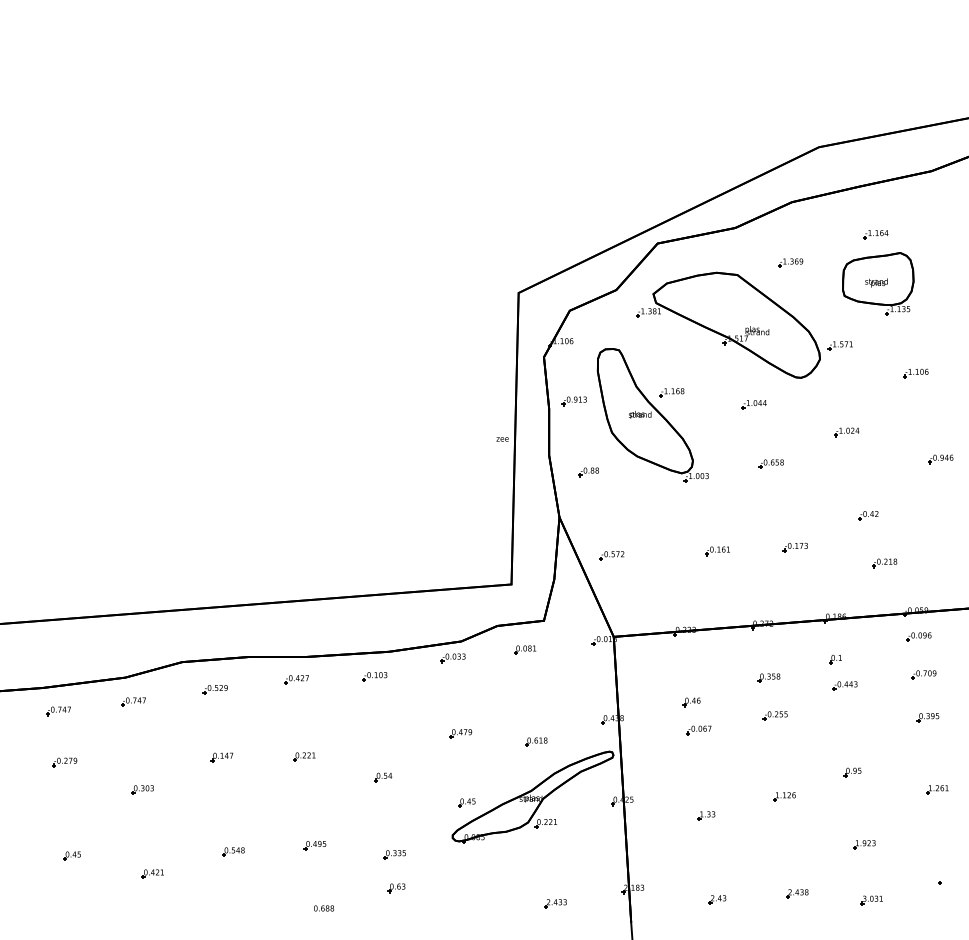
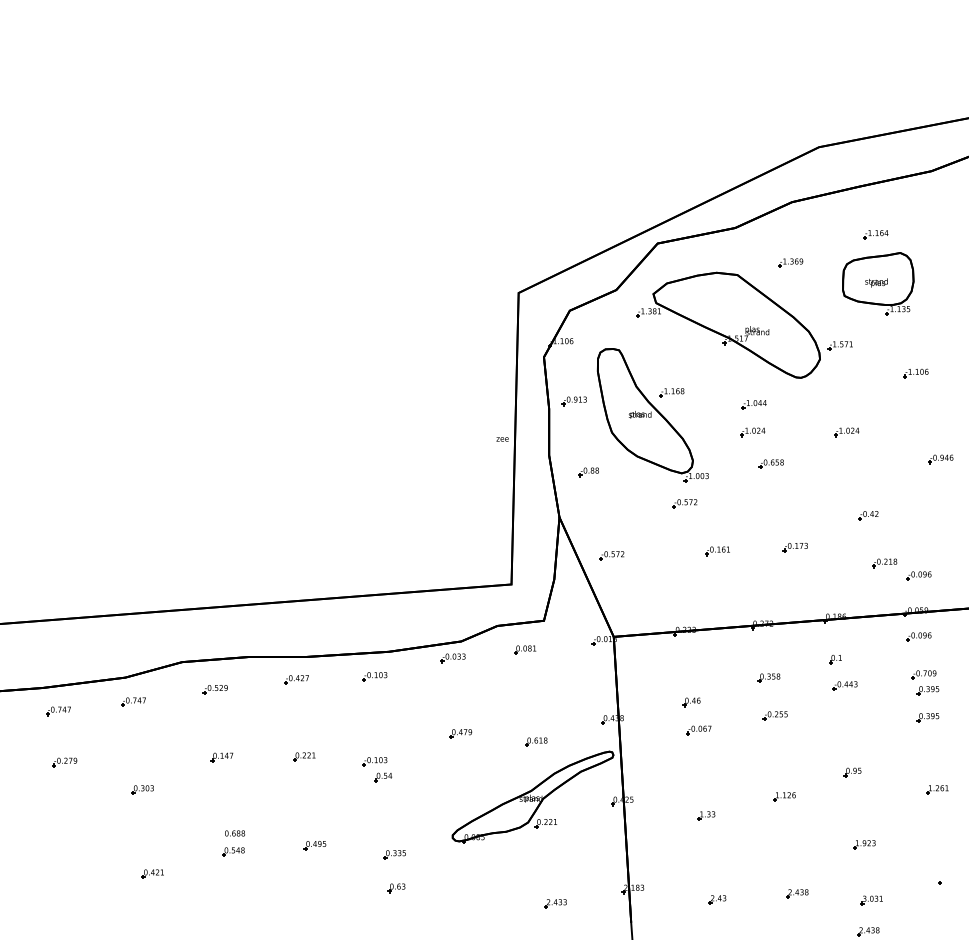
part: none -> present (752, 432)
part: none -> present (684, 503)
part: none -> present (918, 575)
part: none -> present (927, 690)
part: none -> present (374, 761)
part: present -> none (466, 802)
part: present -> none (71, 855)
text position: (324, 908) -> (235, 833) (235, 833)
part: none -> present (868, 931)
